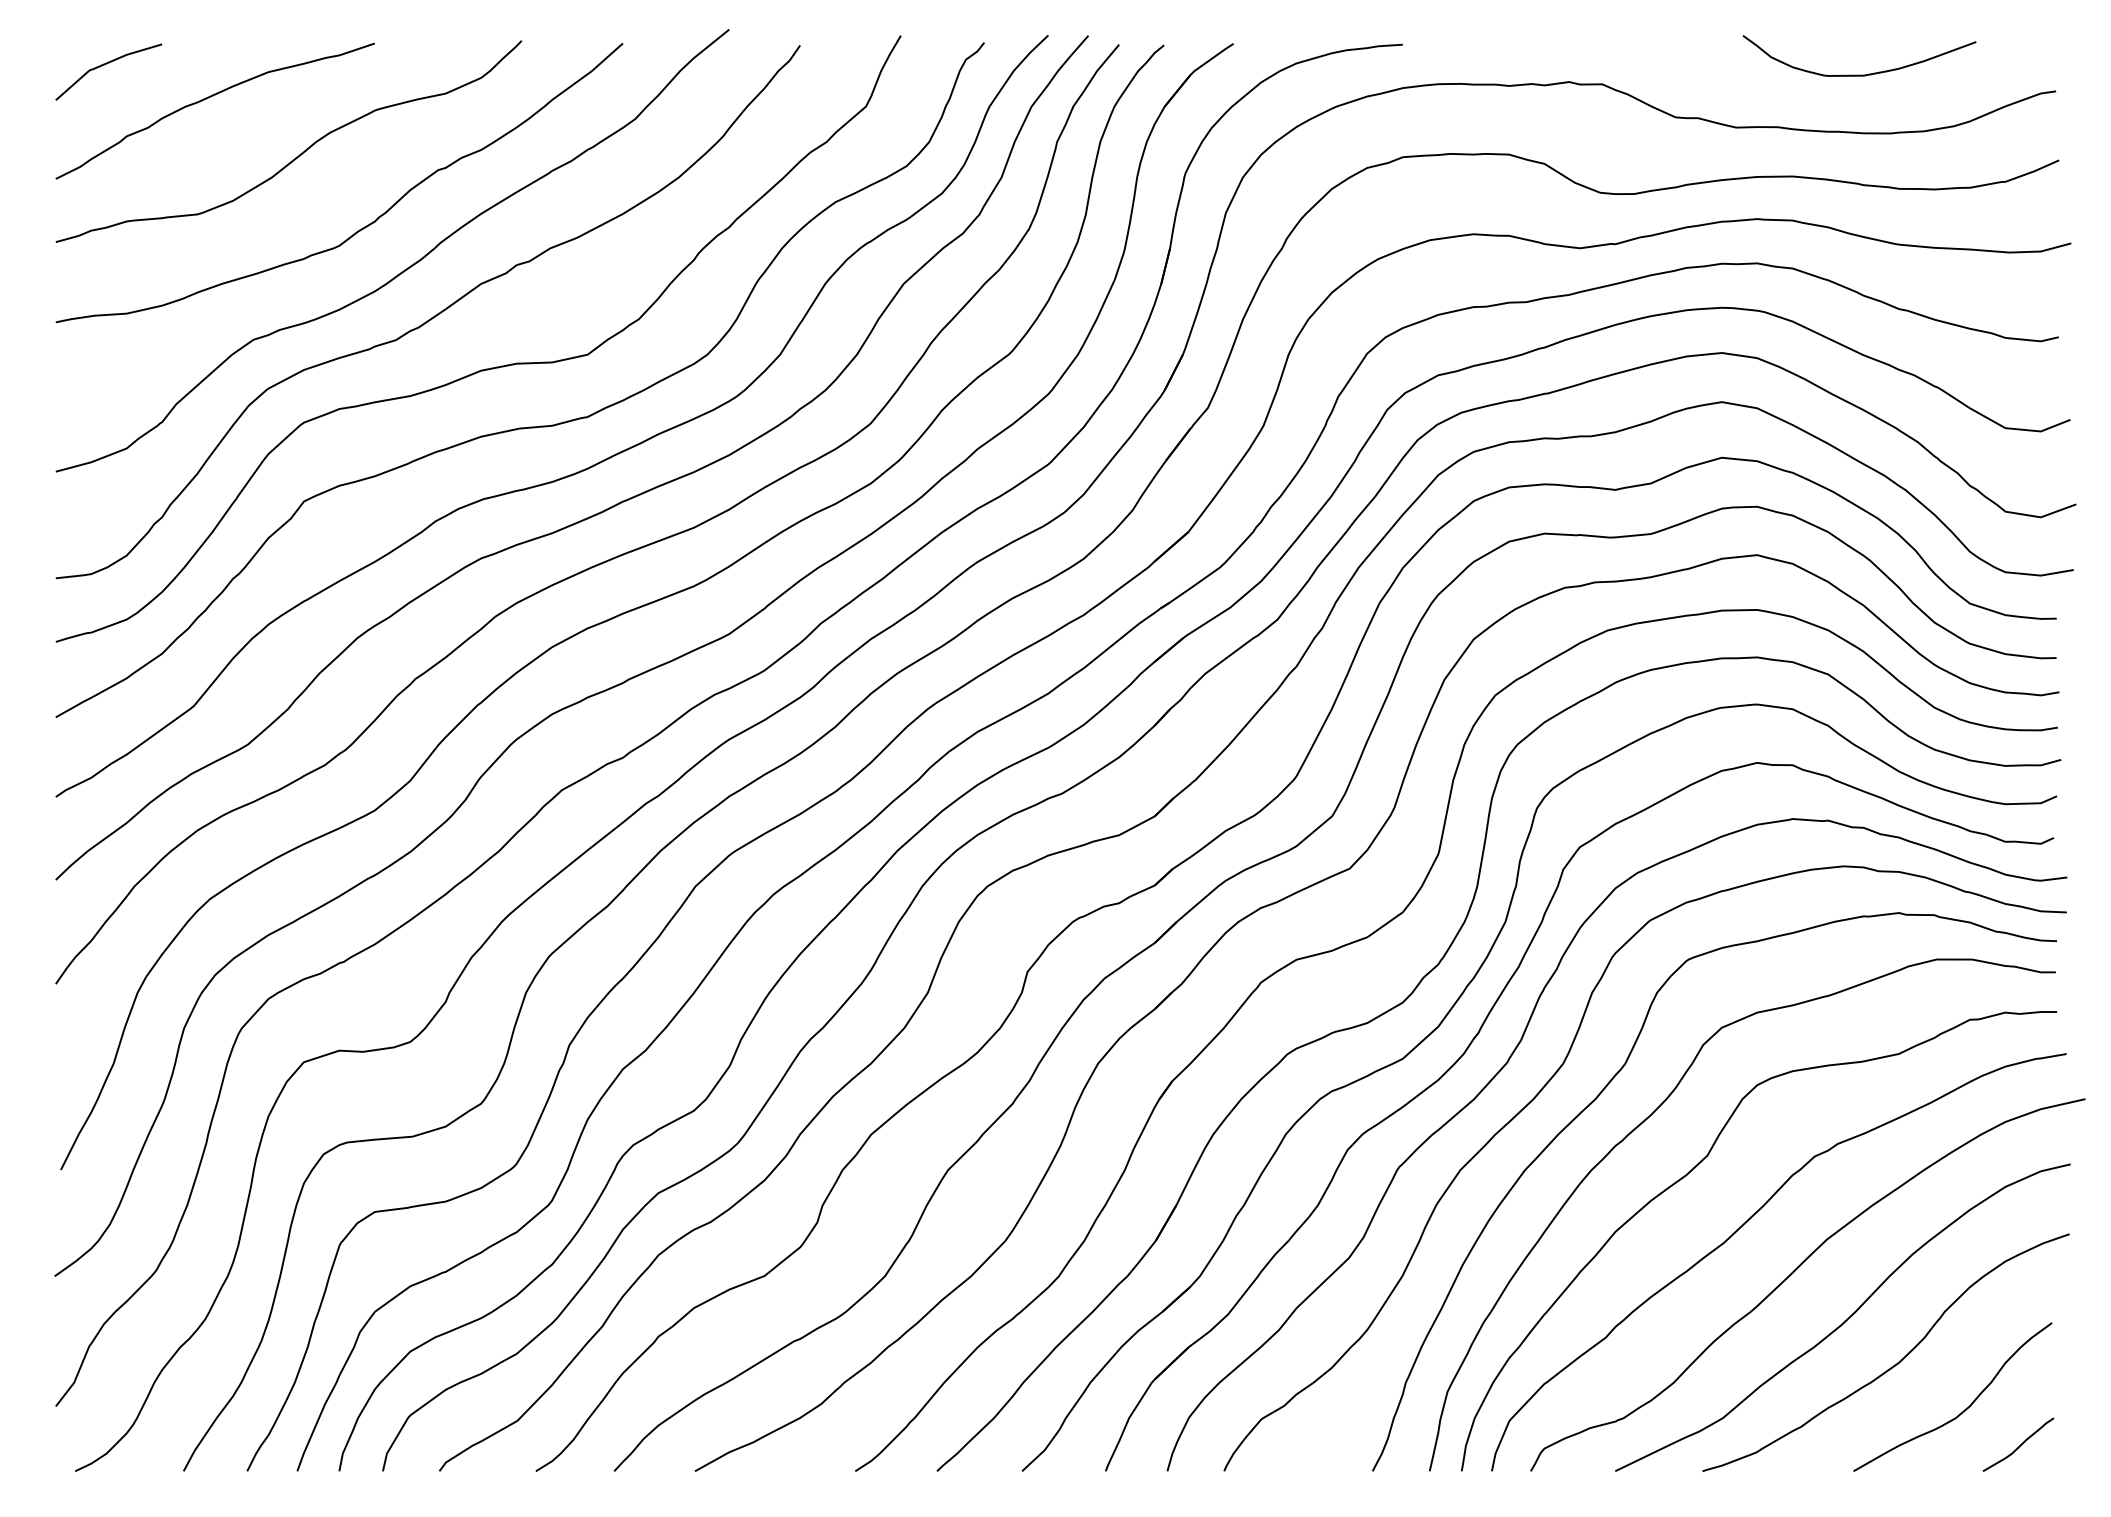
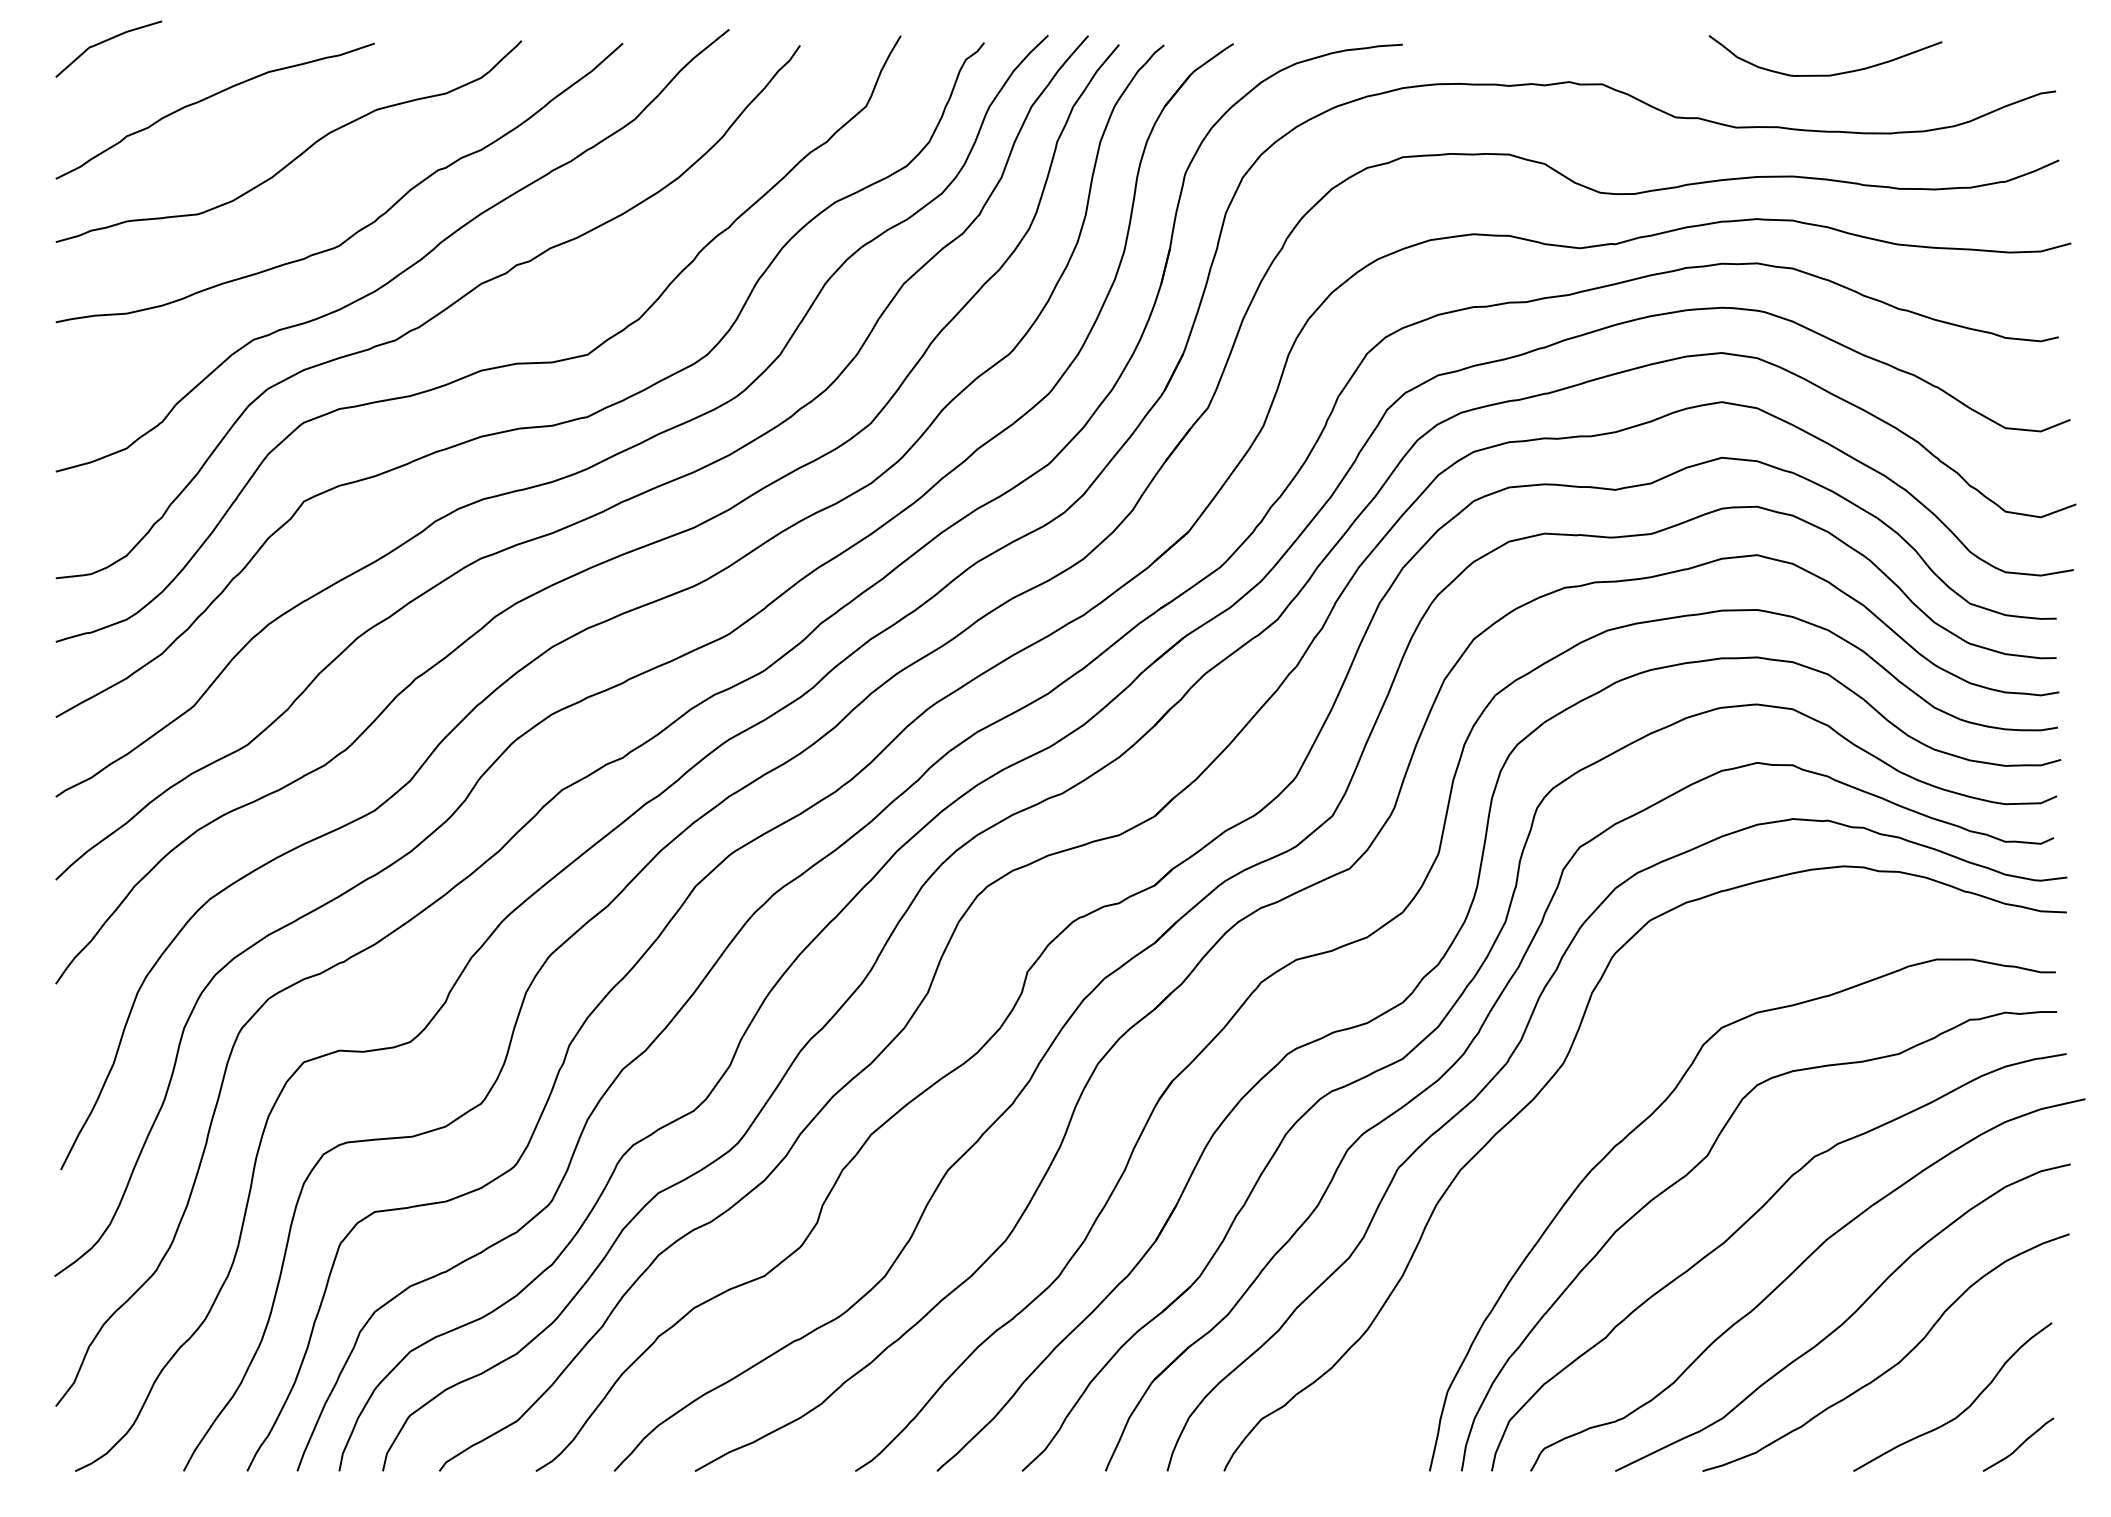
curve position: (107, 64) -> (107, 41) (107, 41)
curve position: (1859, 74) -> (1825, 74) (1825, 74)
curve: present -> none (1598, 1097)
